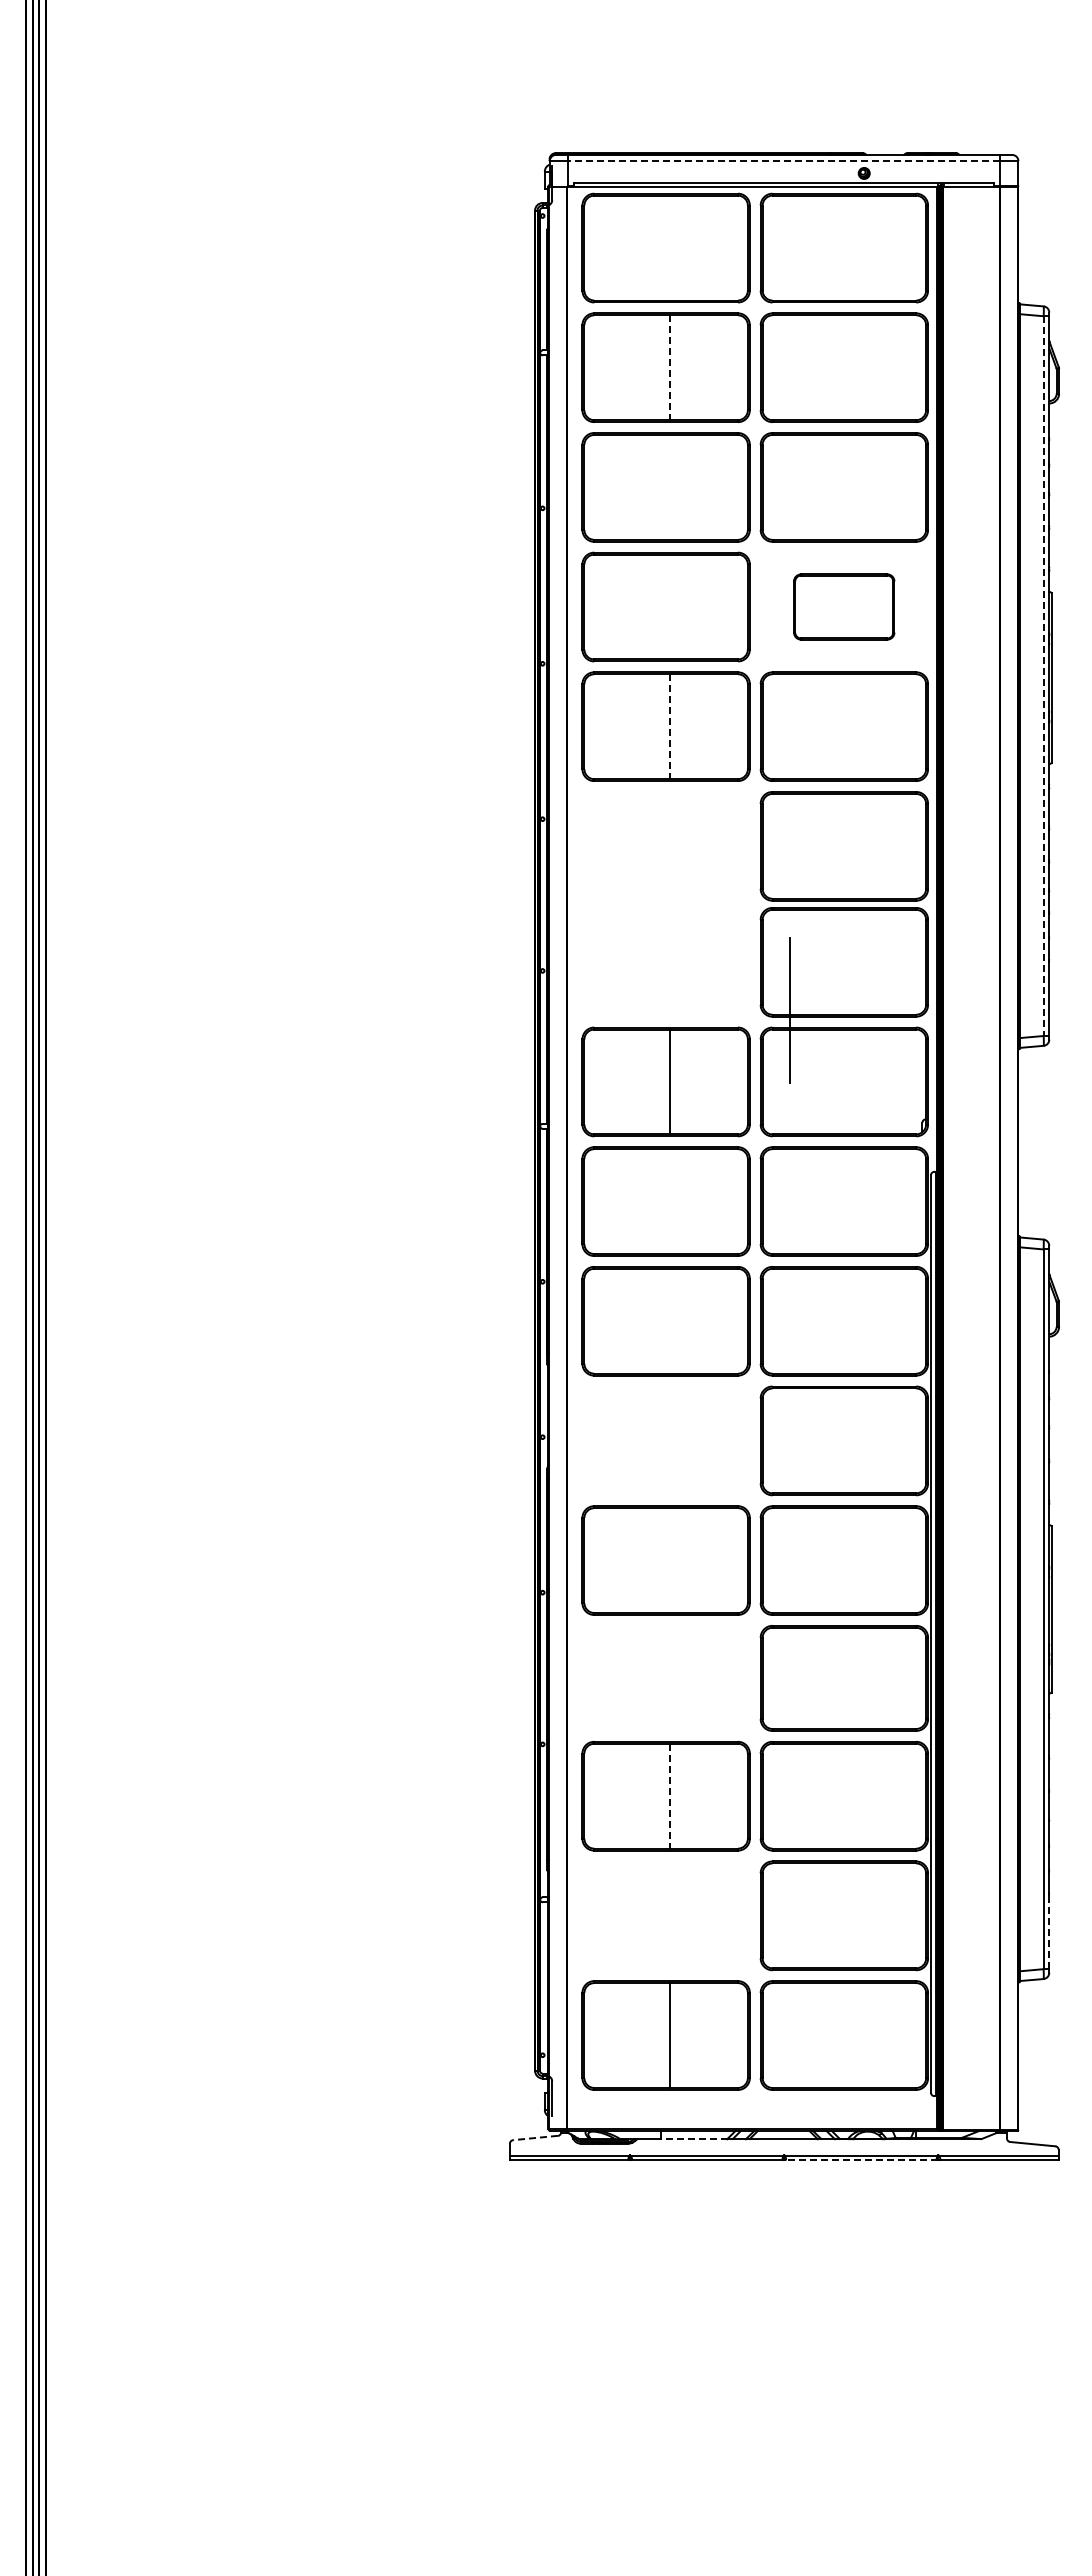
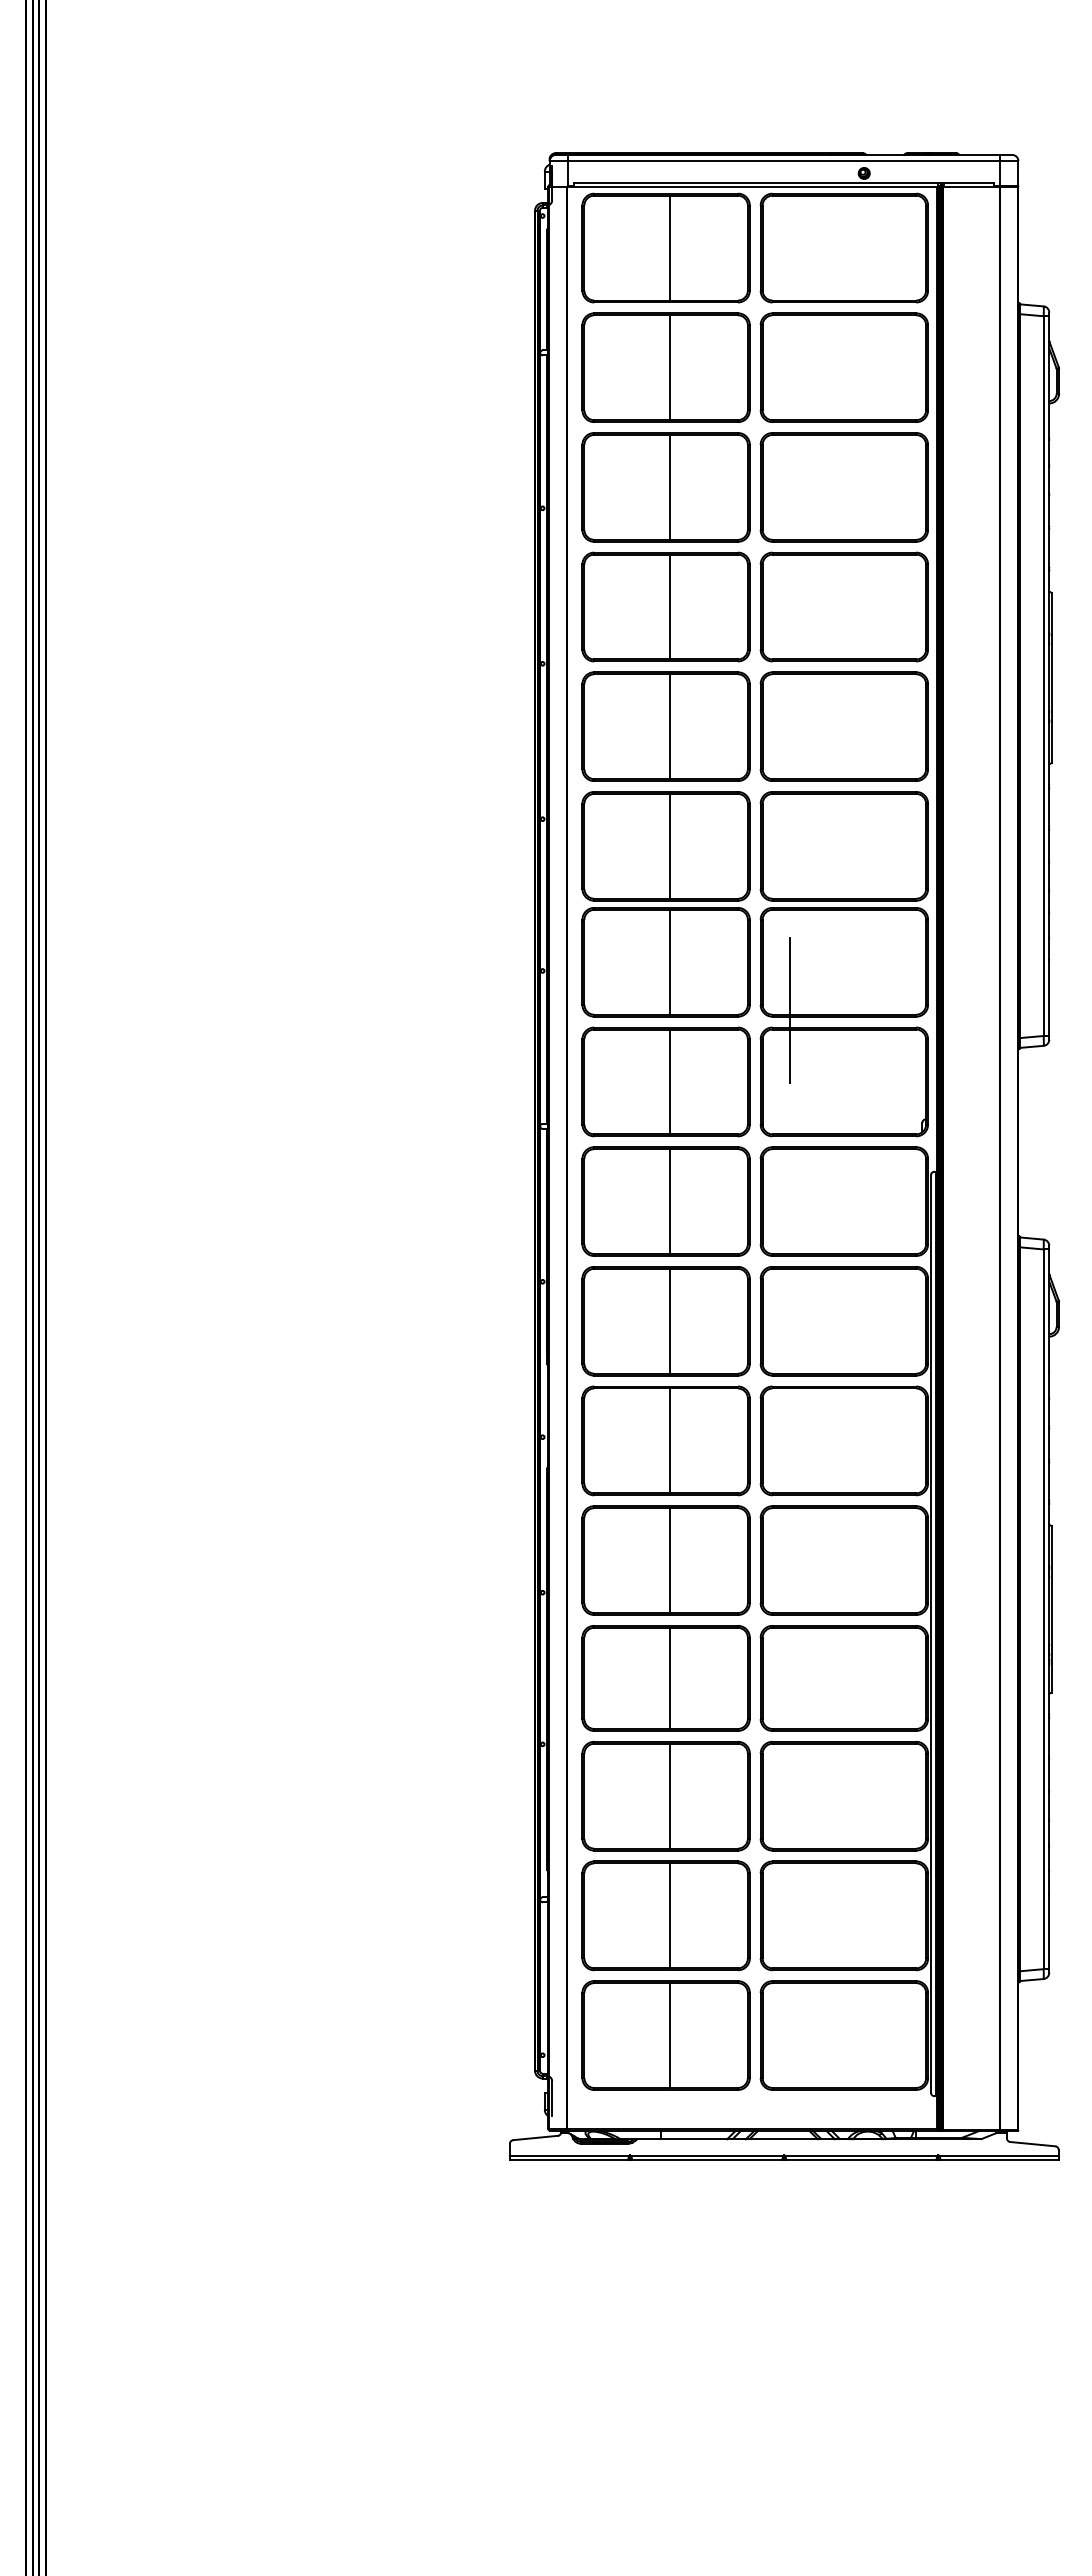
line: dashed -> solid (784, 161)
line: none -> present (670, 247)
line: dashed -> solid (670, 368)
line: none -> present (670, 486)
line: none -> present (670, 606)
part size: 103x68 px -> 170x112 px (843, 606)
line: dashed -> solid (1043, 676)
line: dashed -> solid (670, 727)
part: none -> present (665, 904)
line: none -> present (670, 1201)
line: none -> present (670, 1320)
part: none -> present (665, 1440)
line: none -> present (670, 1560)
part: none -> present (665, 1678)
line: dashed -> solid (670, 1796)
part: none -> present (665, 1915)
line: dashed -> solid (1049, 1931)
line: dashed -> solid (535, 2138)
line: dashed -> solid (693, 2139)
line: dashed -> solid (860, 2160)
